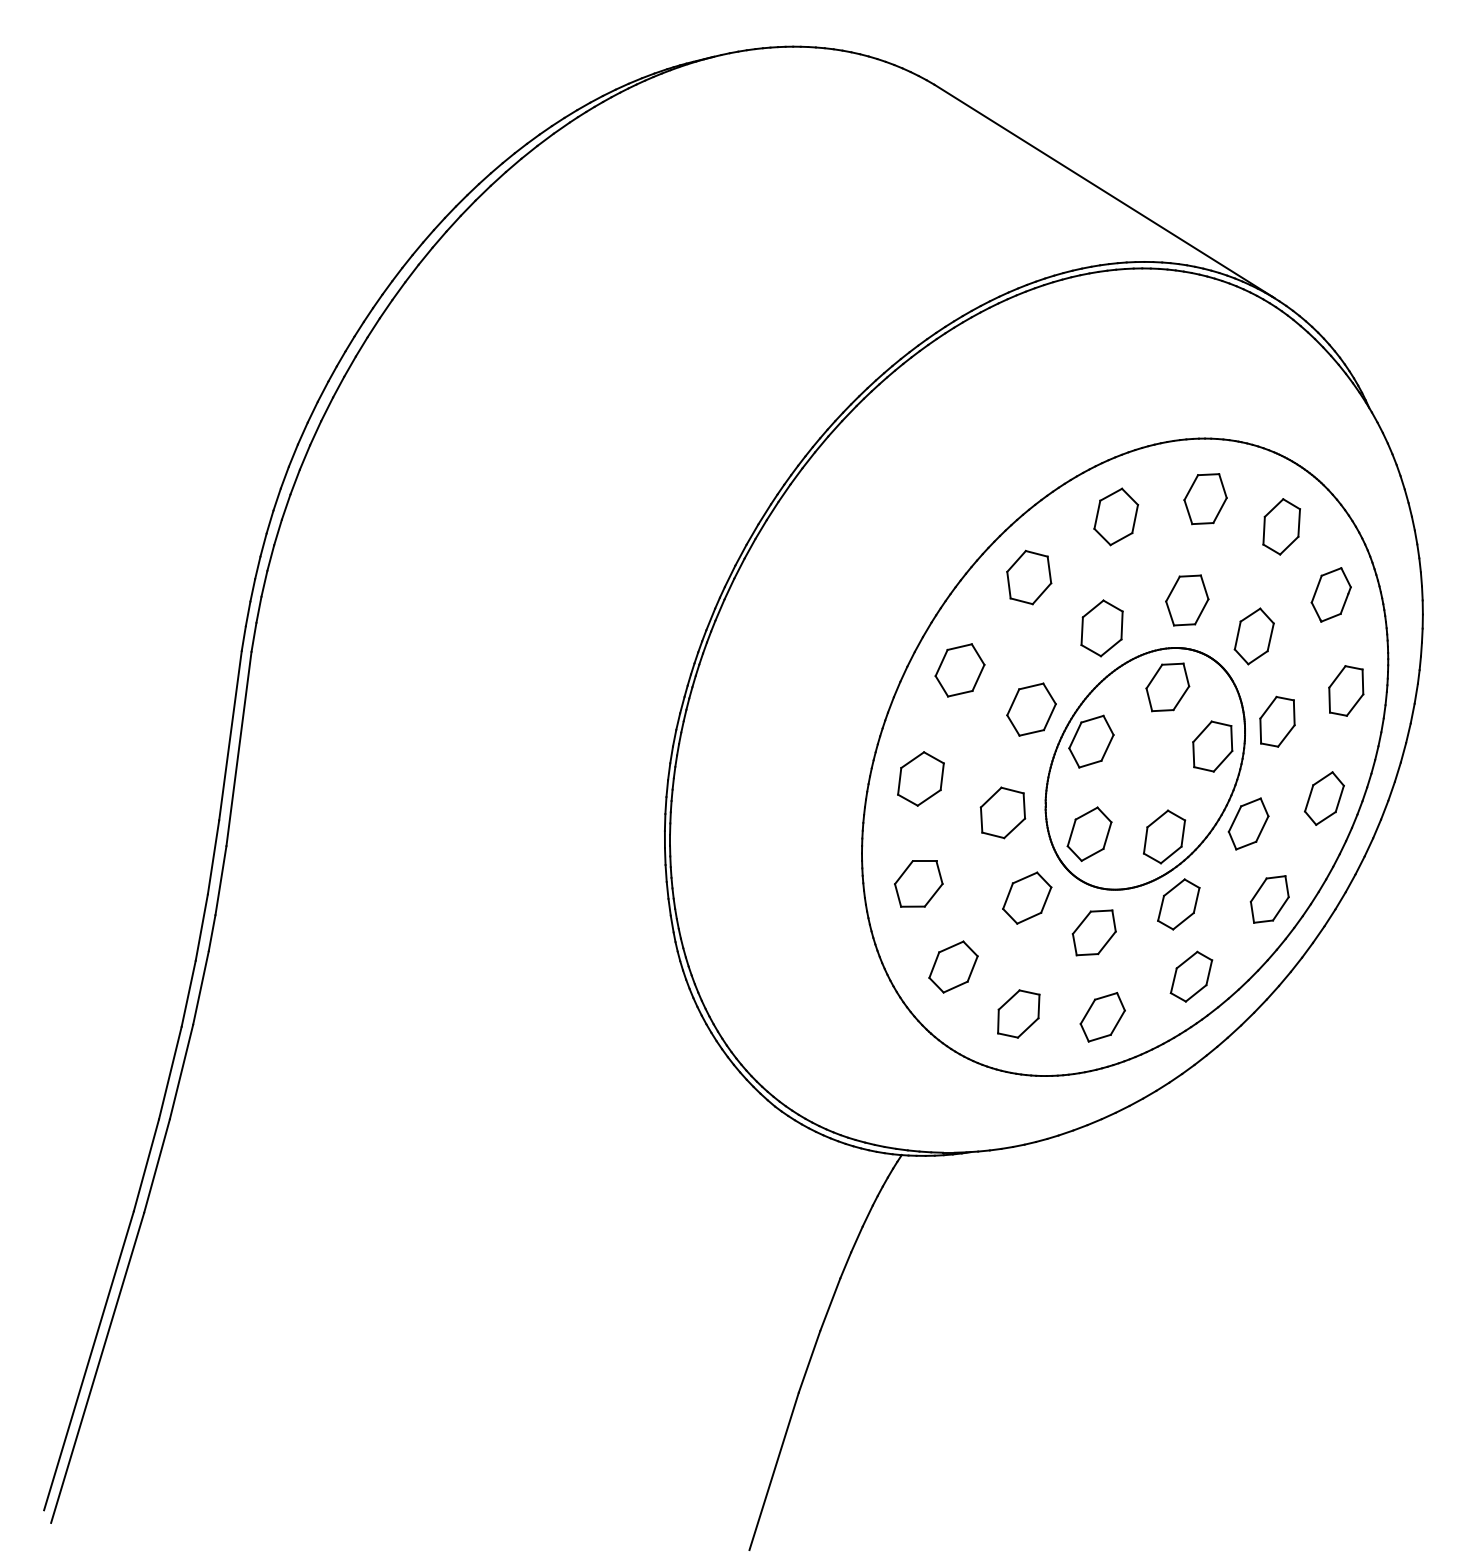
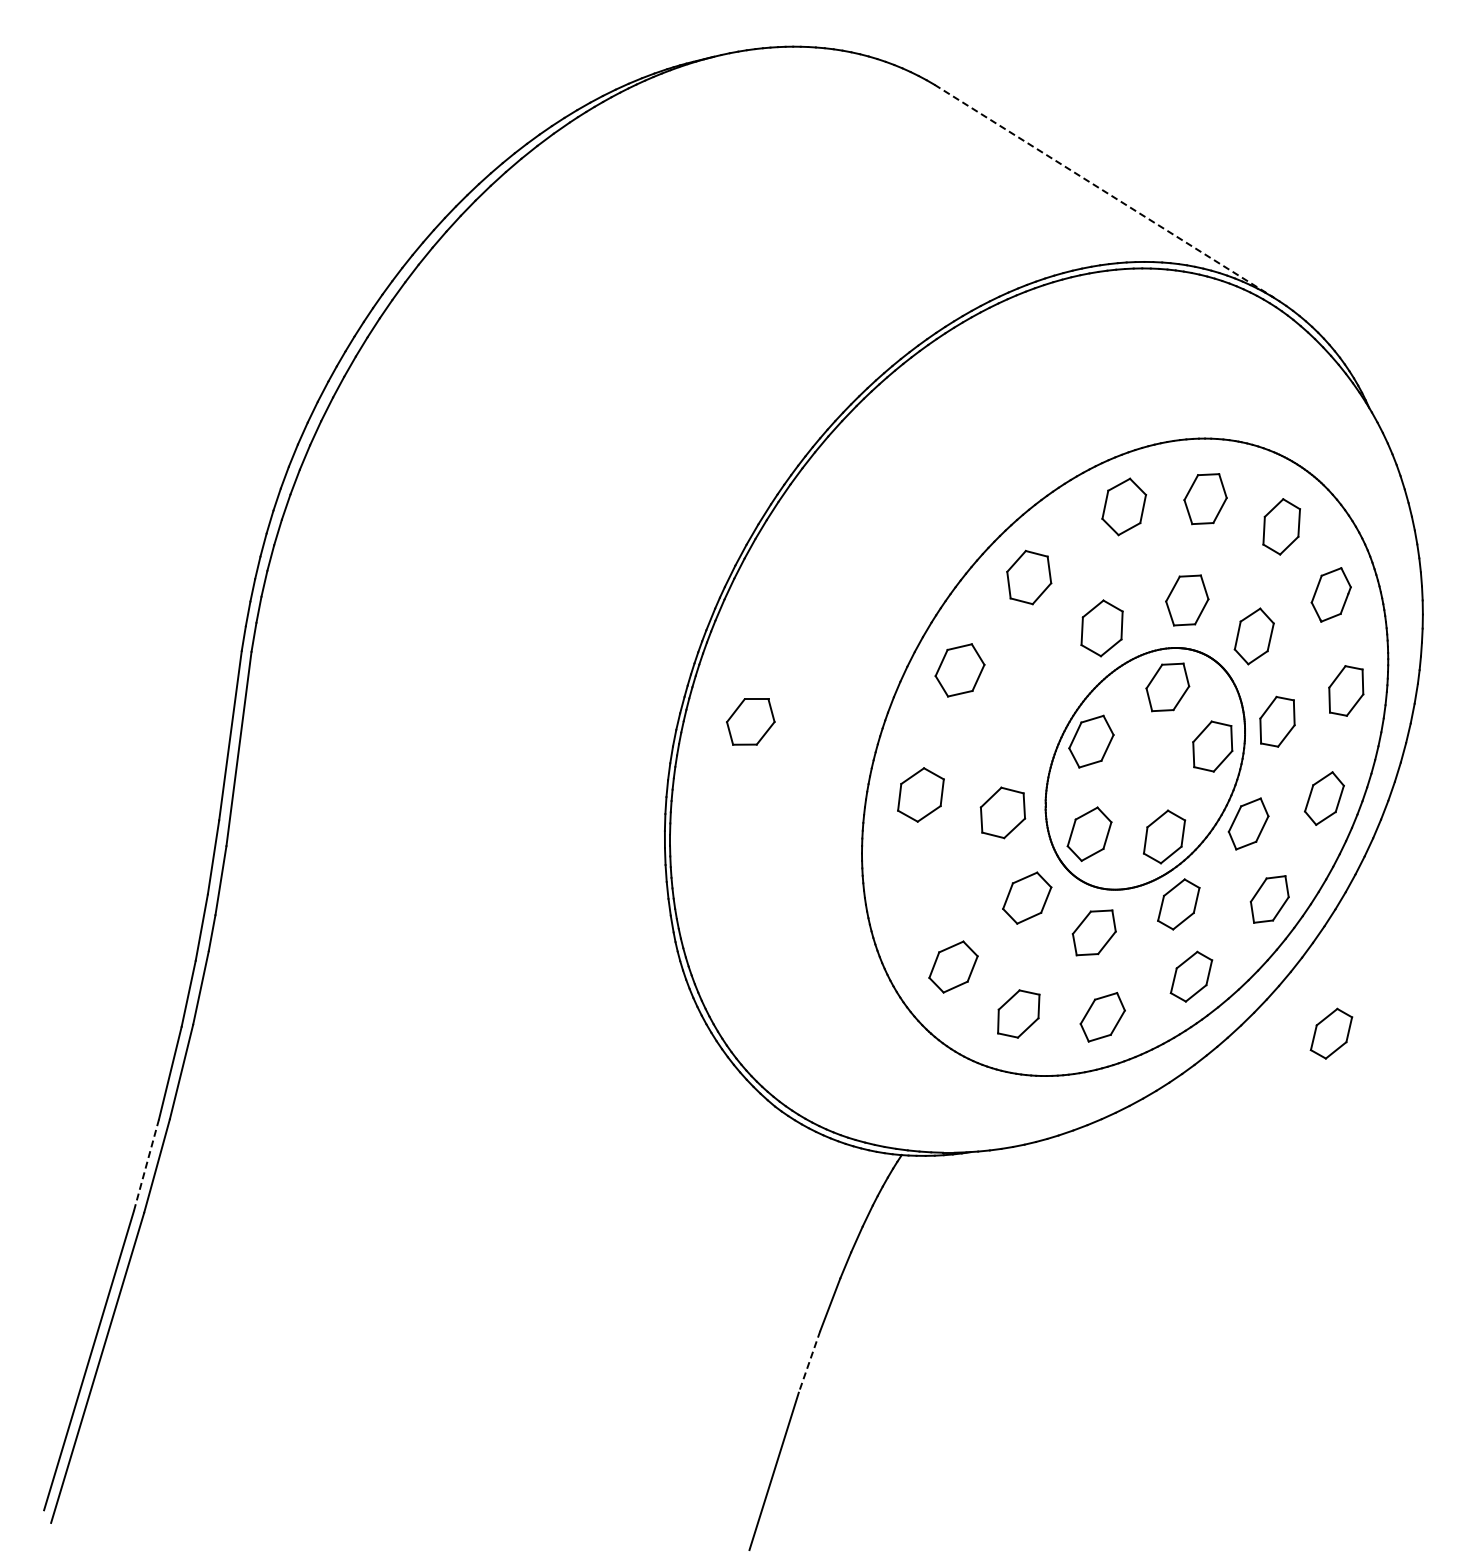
line: solid -> dashed (1104, 191)
part position: (1116, 516) -> (1124, 506) (1124, 506)
part: present -> none (1031, 709)
part position: (920, 778) -> (920, 794) (920, 794)
part position: (918, 883) -> (750, 721) (750, 721)
part: none -> present (1331, 1033)
line: solid -> dashed (146, 1165)
line: solid -> dashed (809, 1361)
